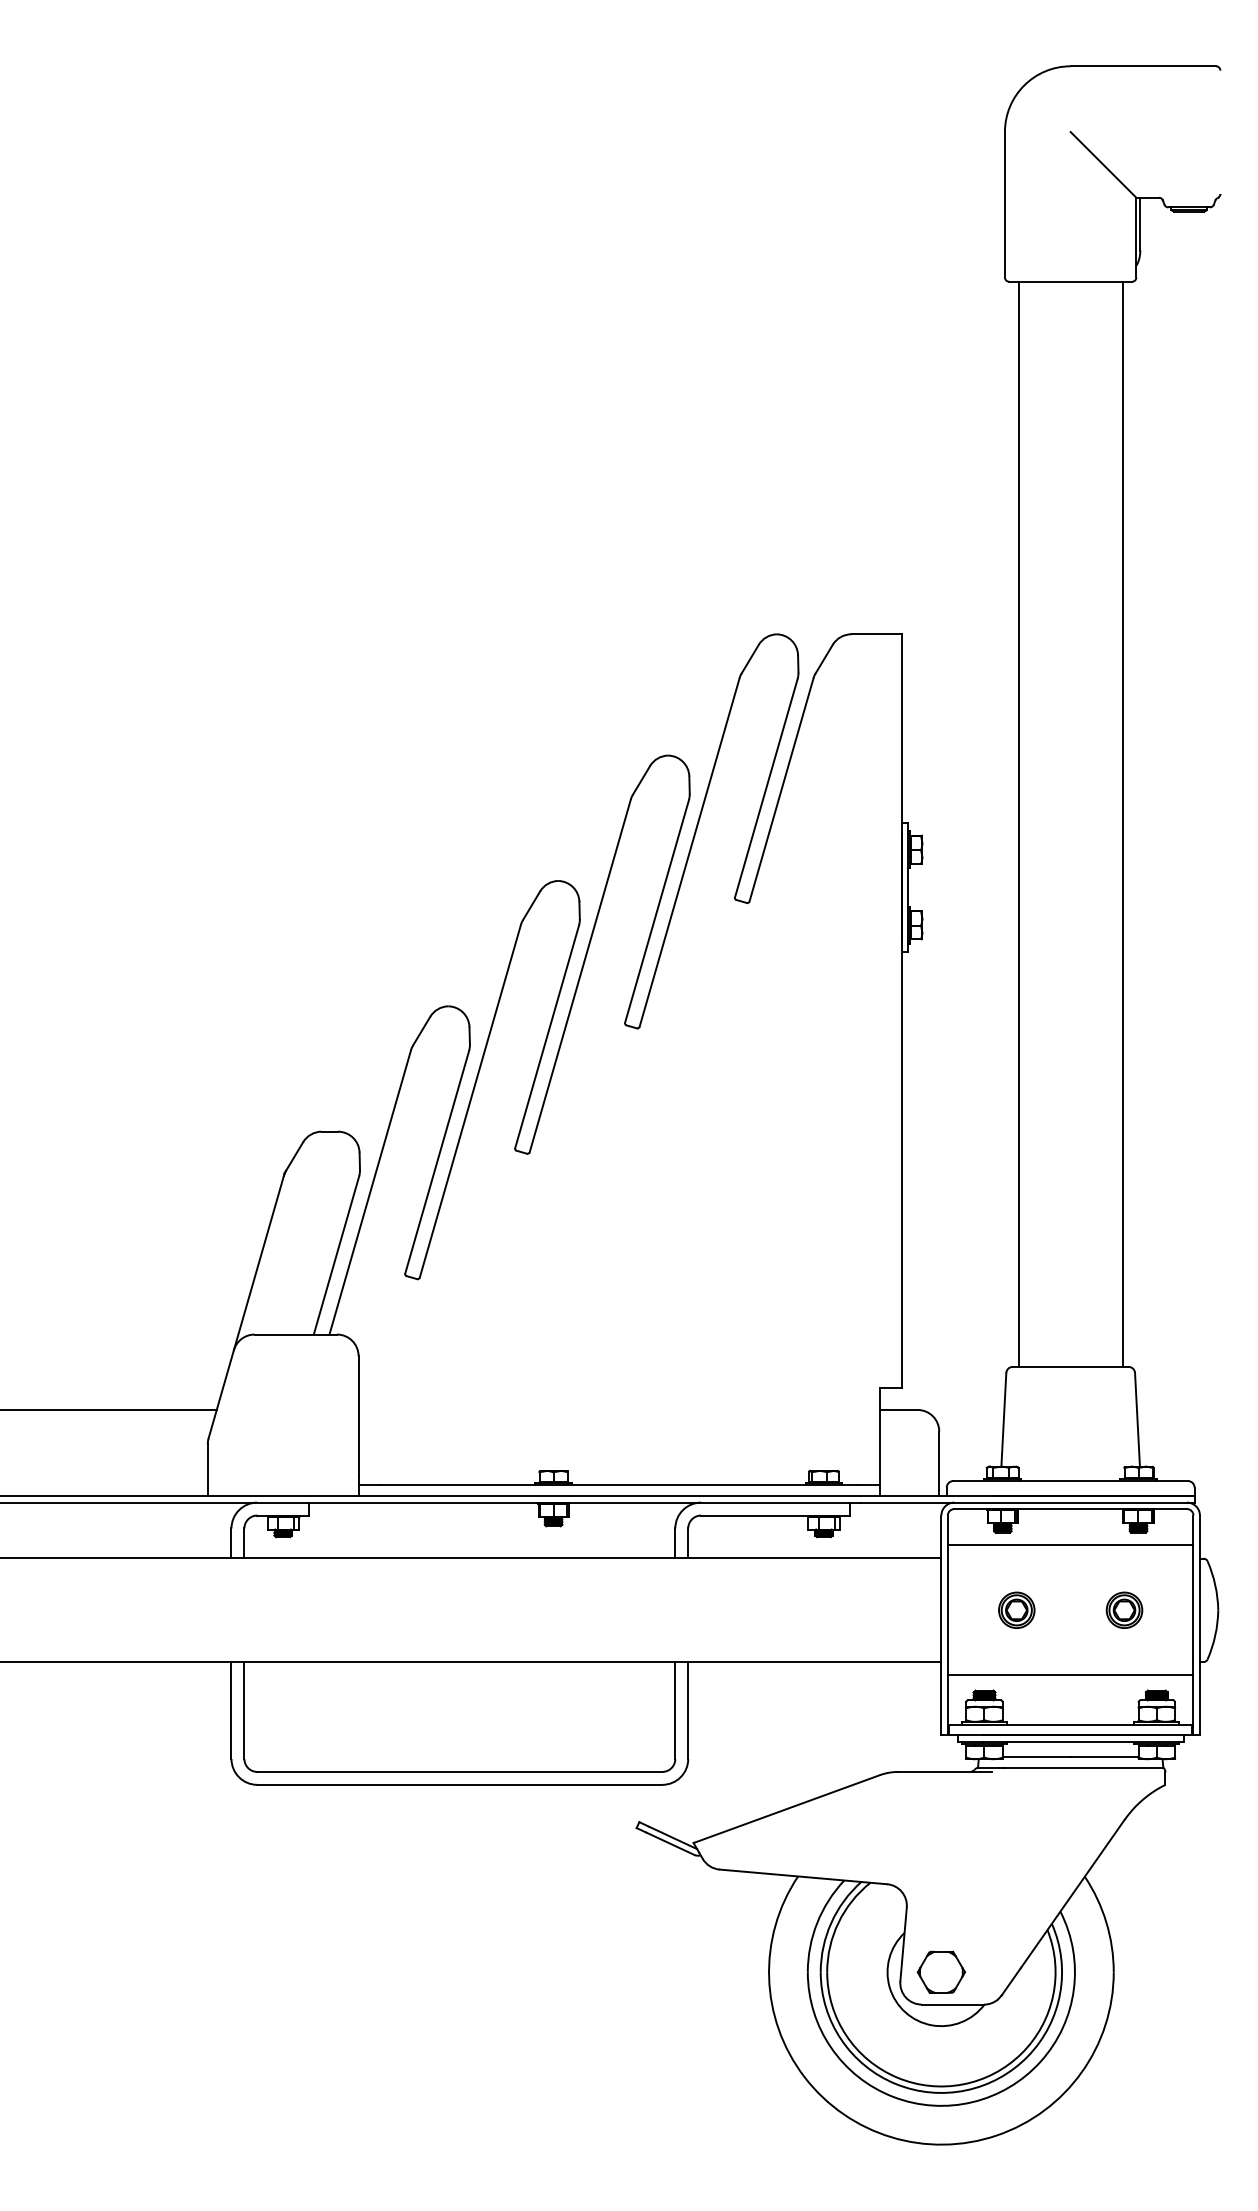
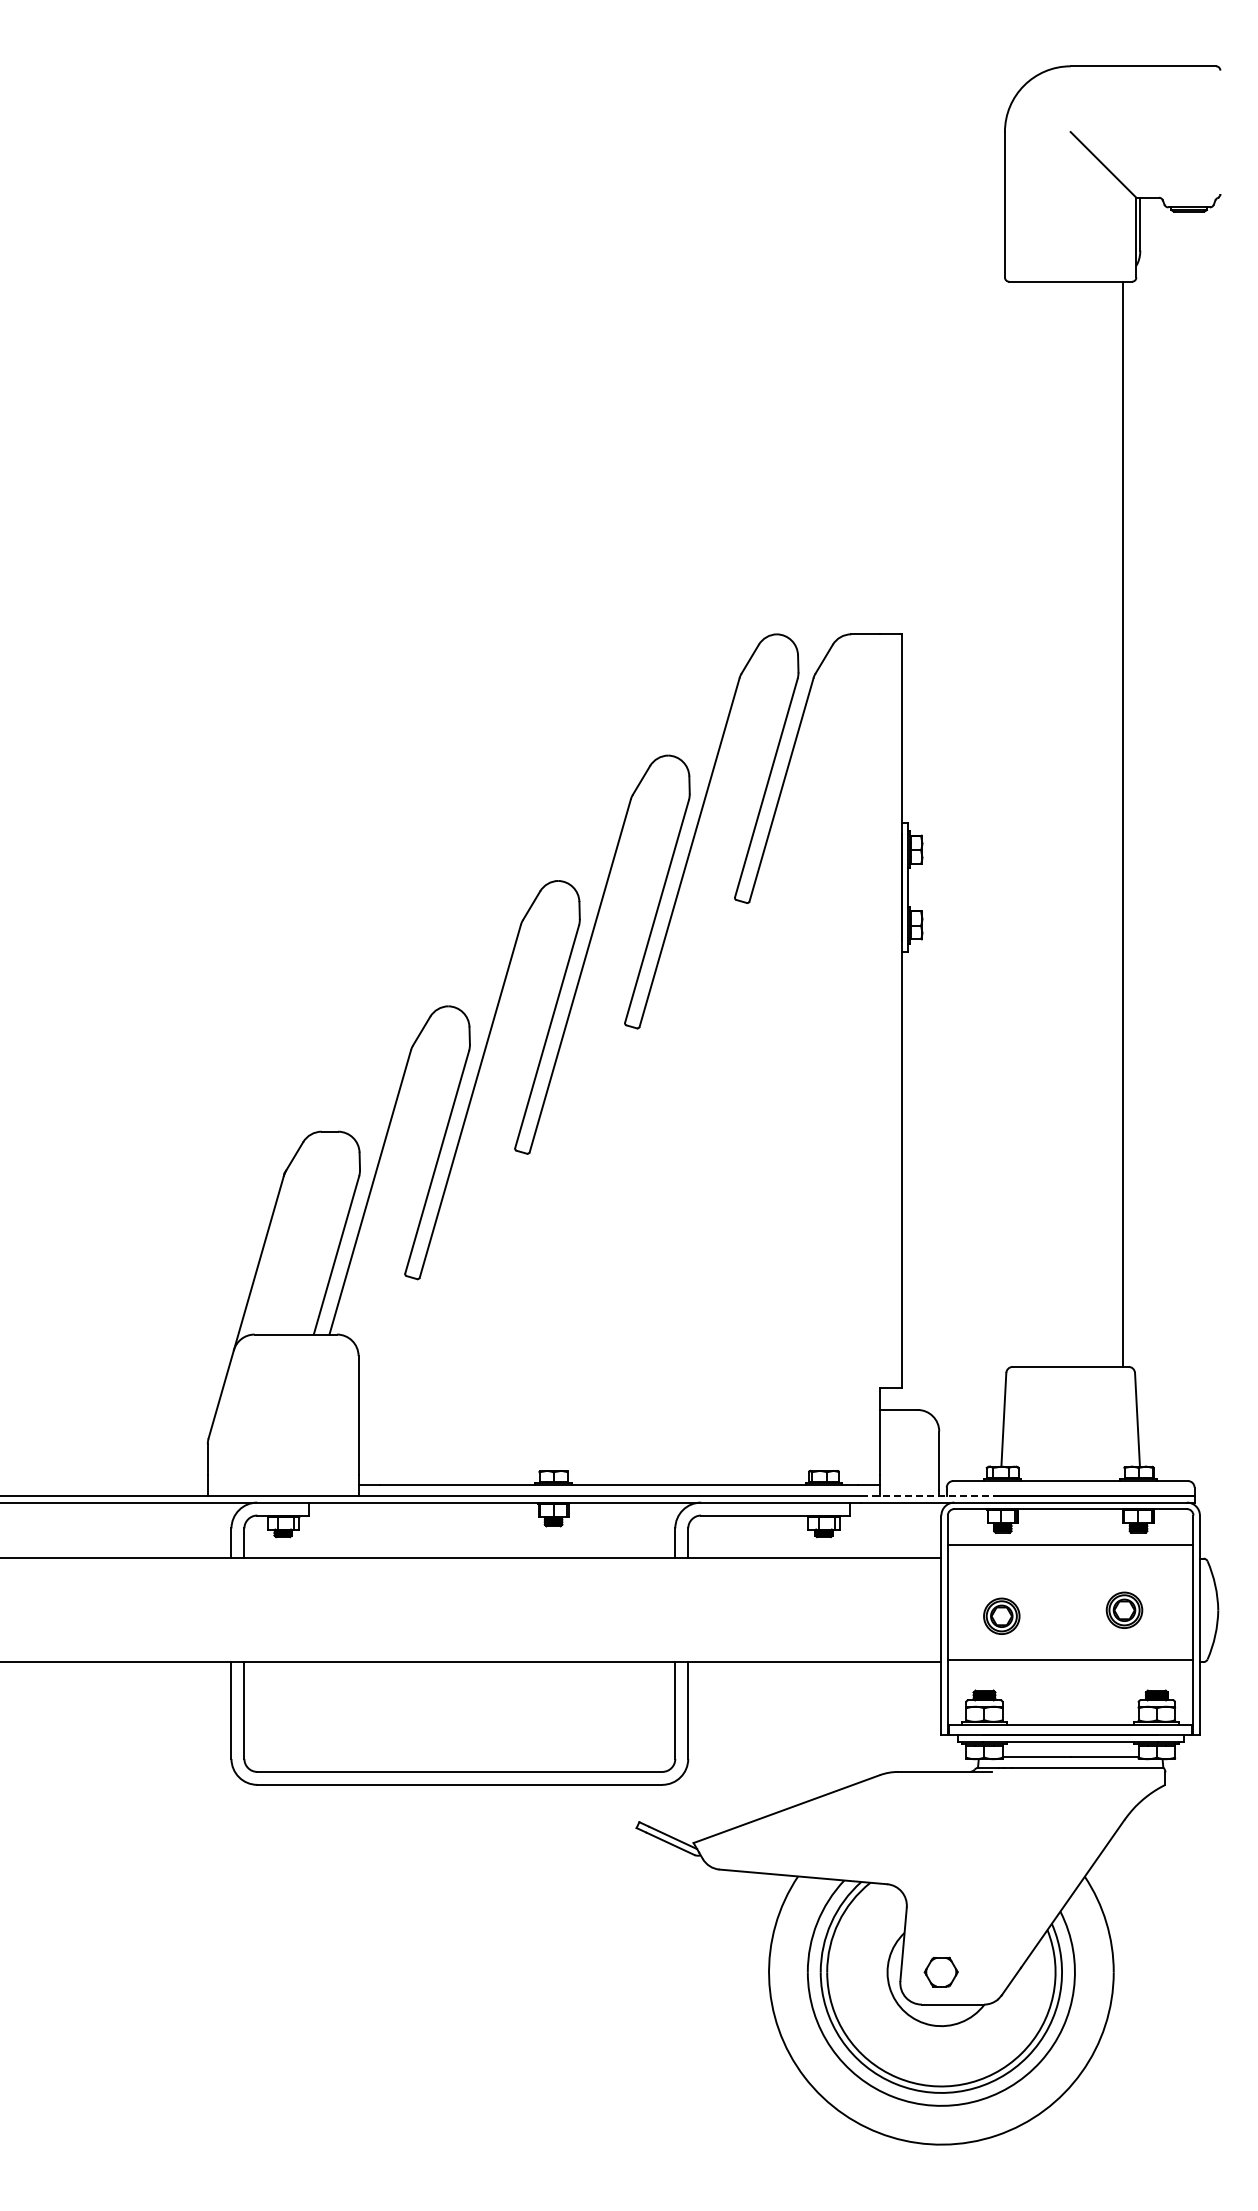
line: present -> none (1018, 823)
line: present -> none (109, 1409)
line: solid -> dashed (928, 1496)
part position: (1016, 1609) -> (1001, 1615) (1001, 1615)
line position: (1070, 1675) -> (1070, 1660) (1070, 1660)
part size: 50x44 px -> 36x32 px (940, 1971)
